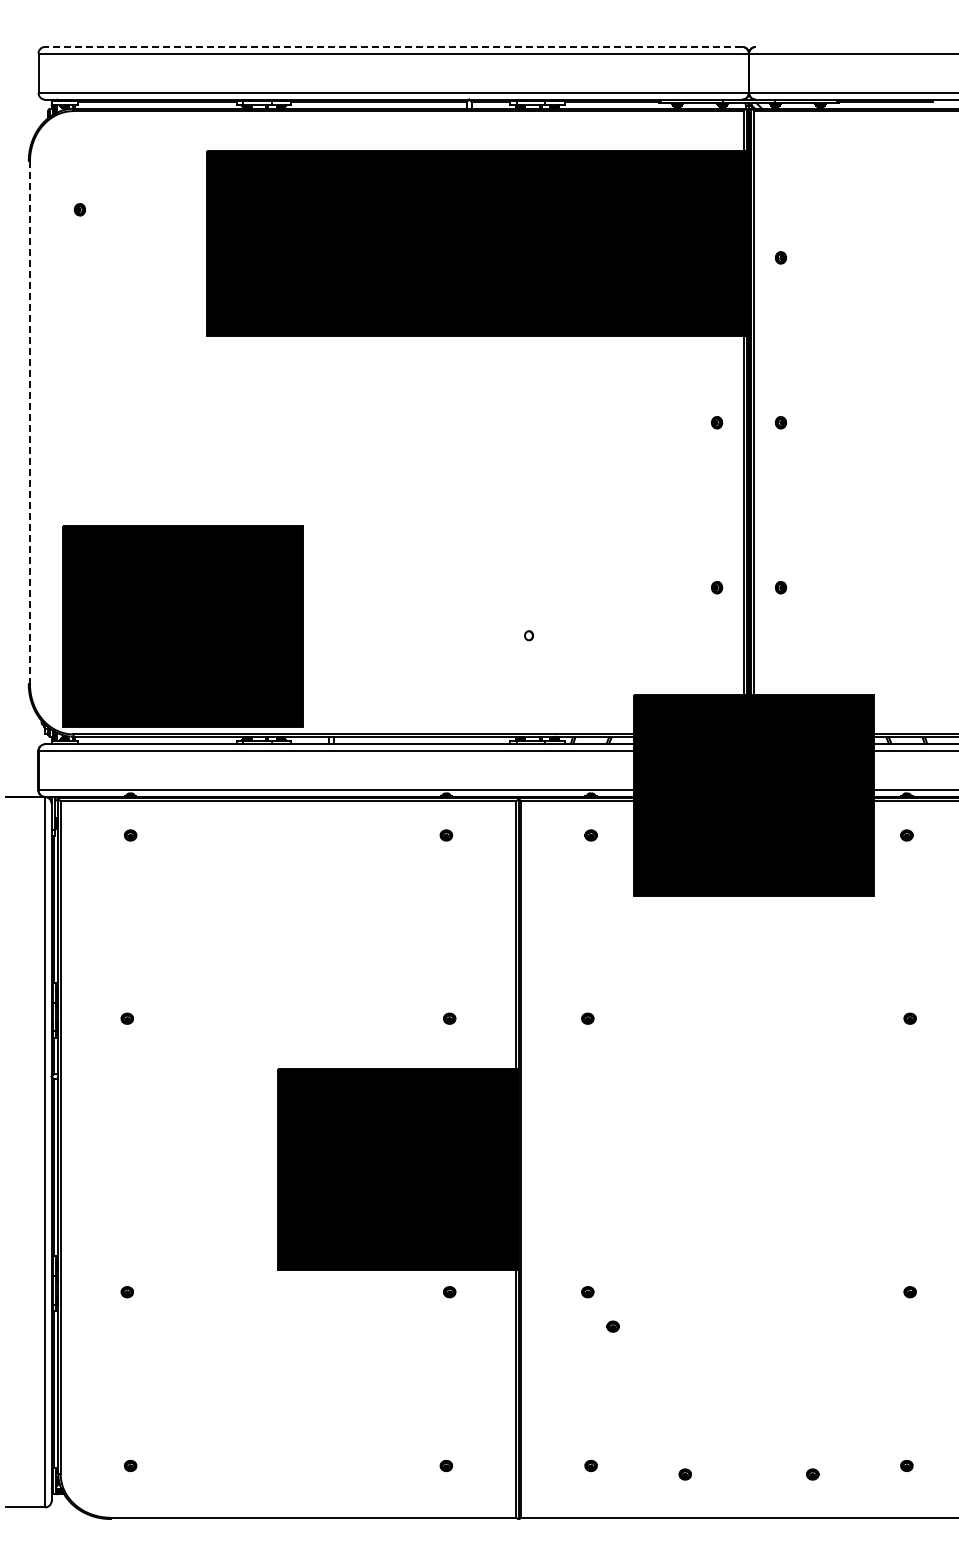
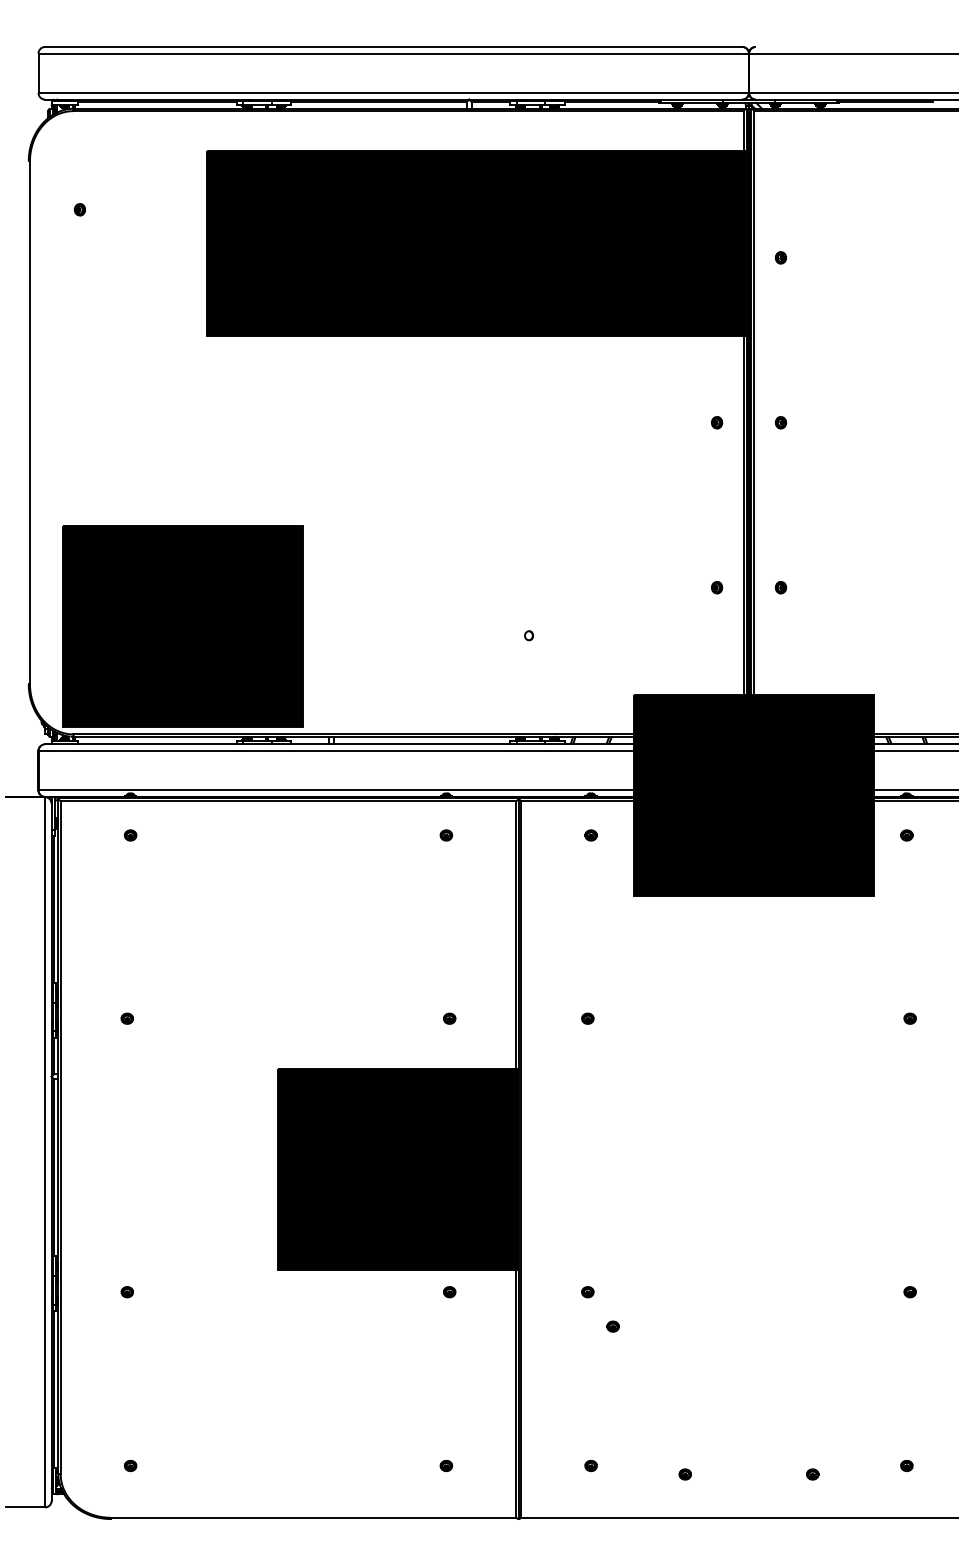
line: dashed -> solid (393, 46)
line: dashed -> solid (30, 422)
